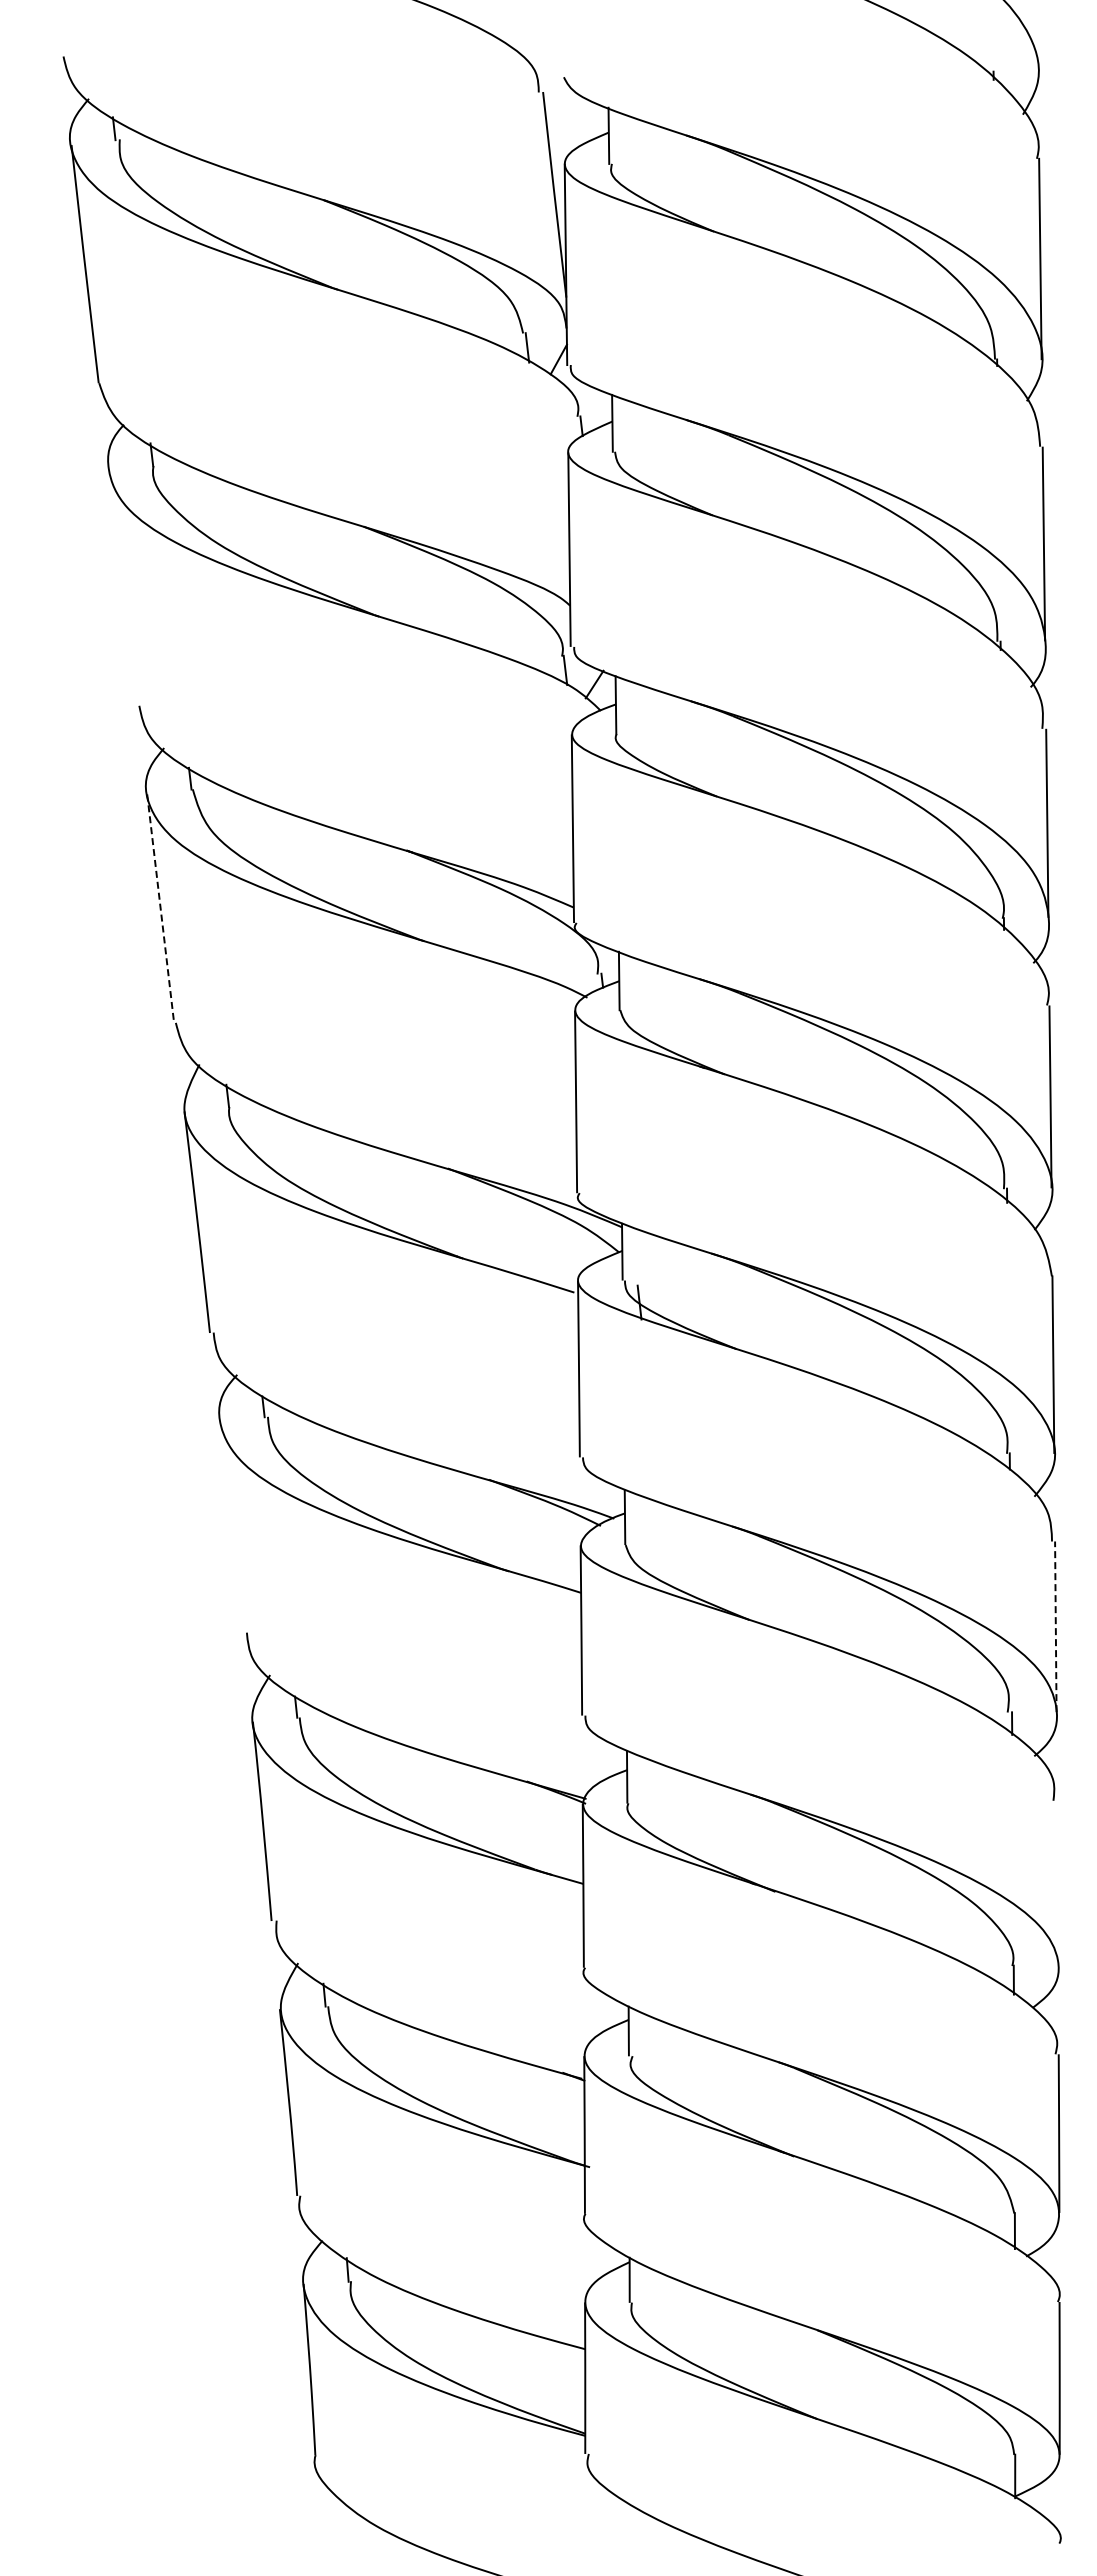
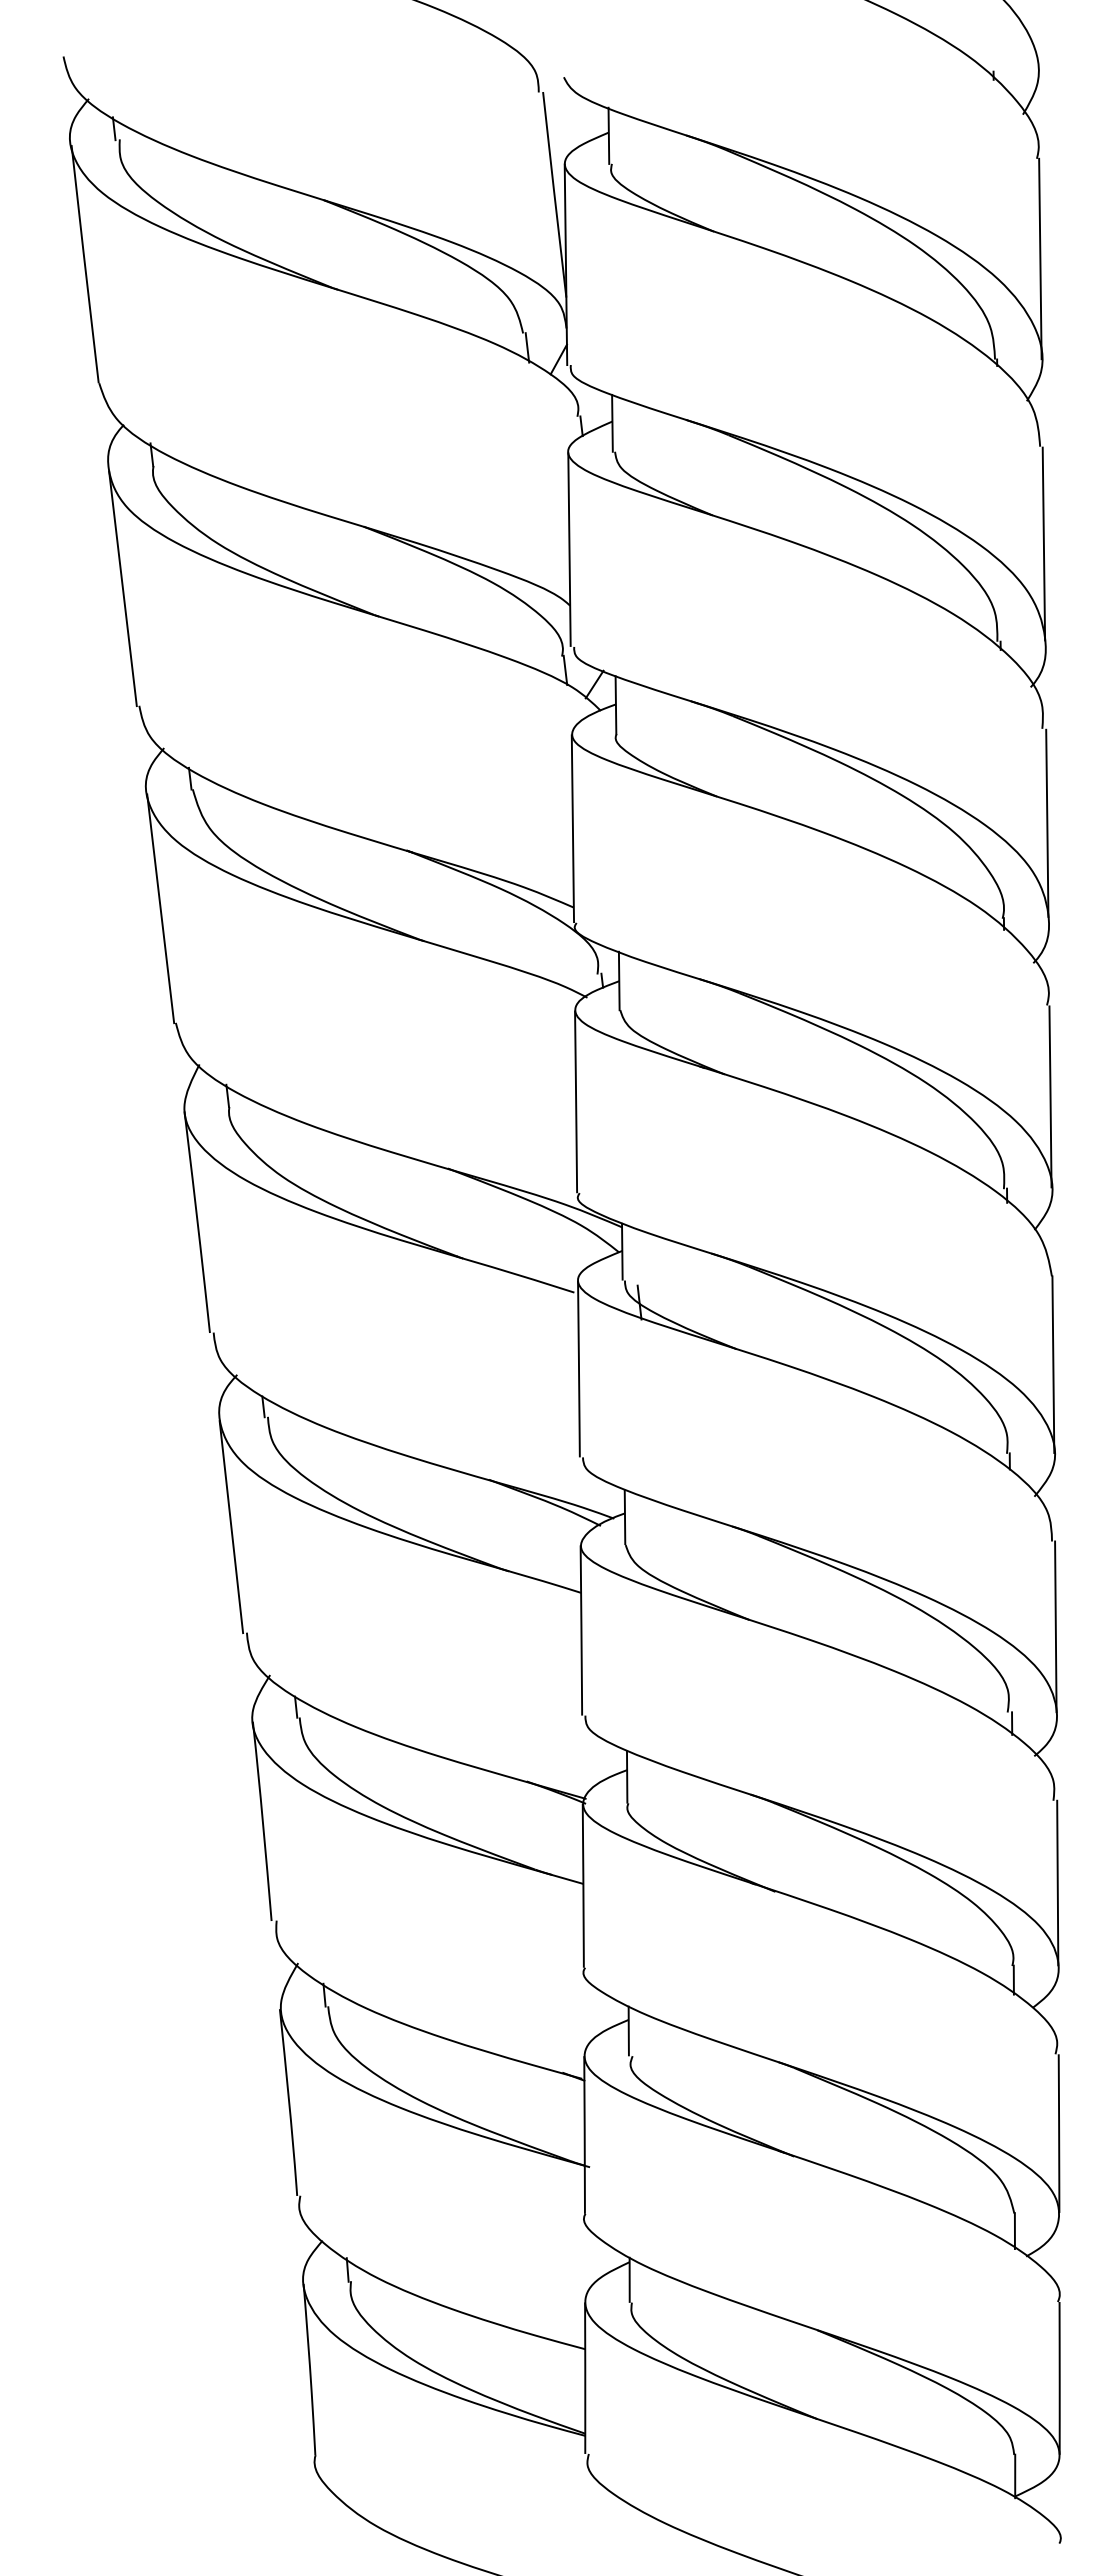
line: none -> present (122, 588)
line: dashed -> solid (160, 909)
line: none -> present (231, 1527)
line: dashed -> solid (1055, 1626)
line: none -> present (1057, 1882)
